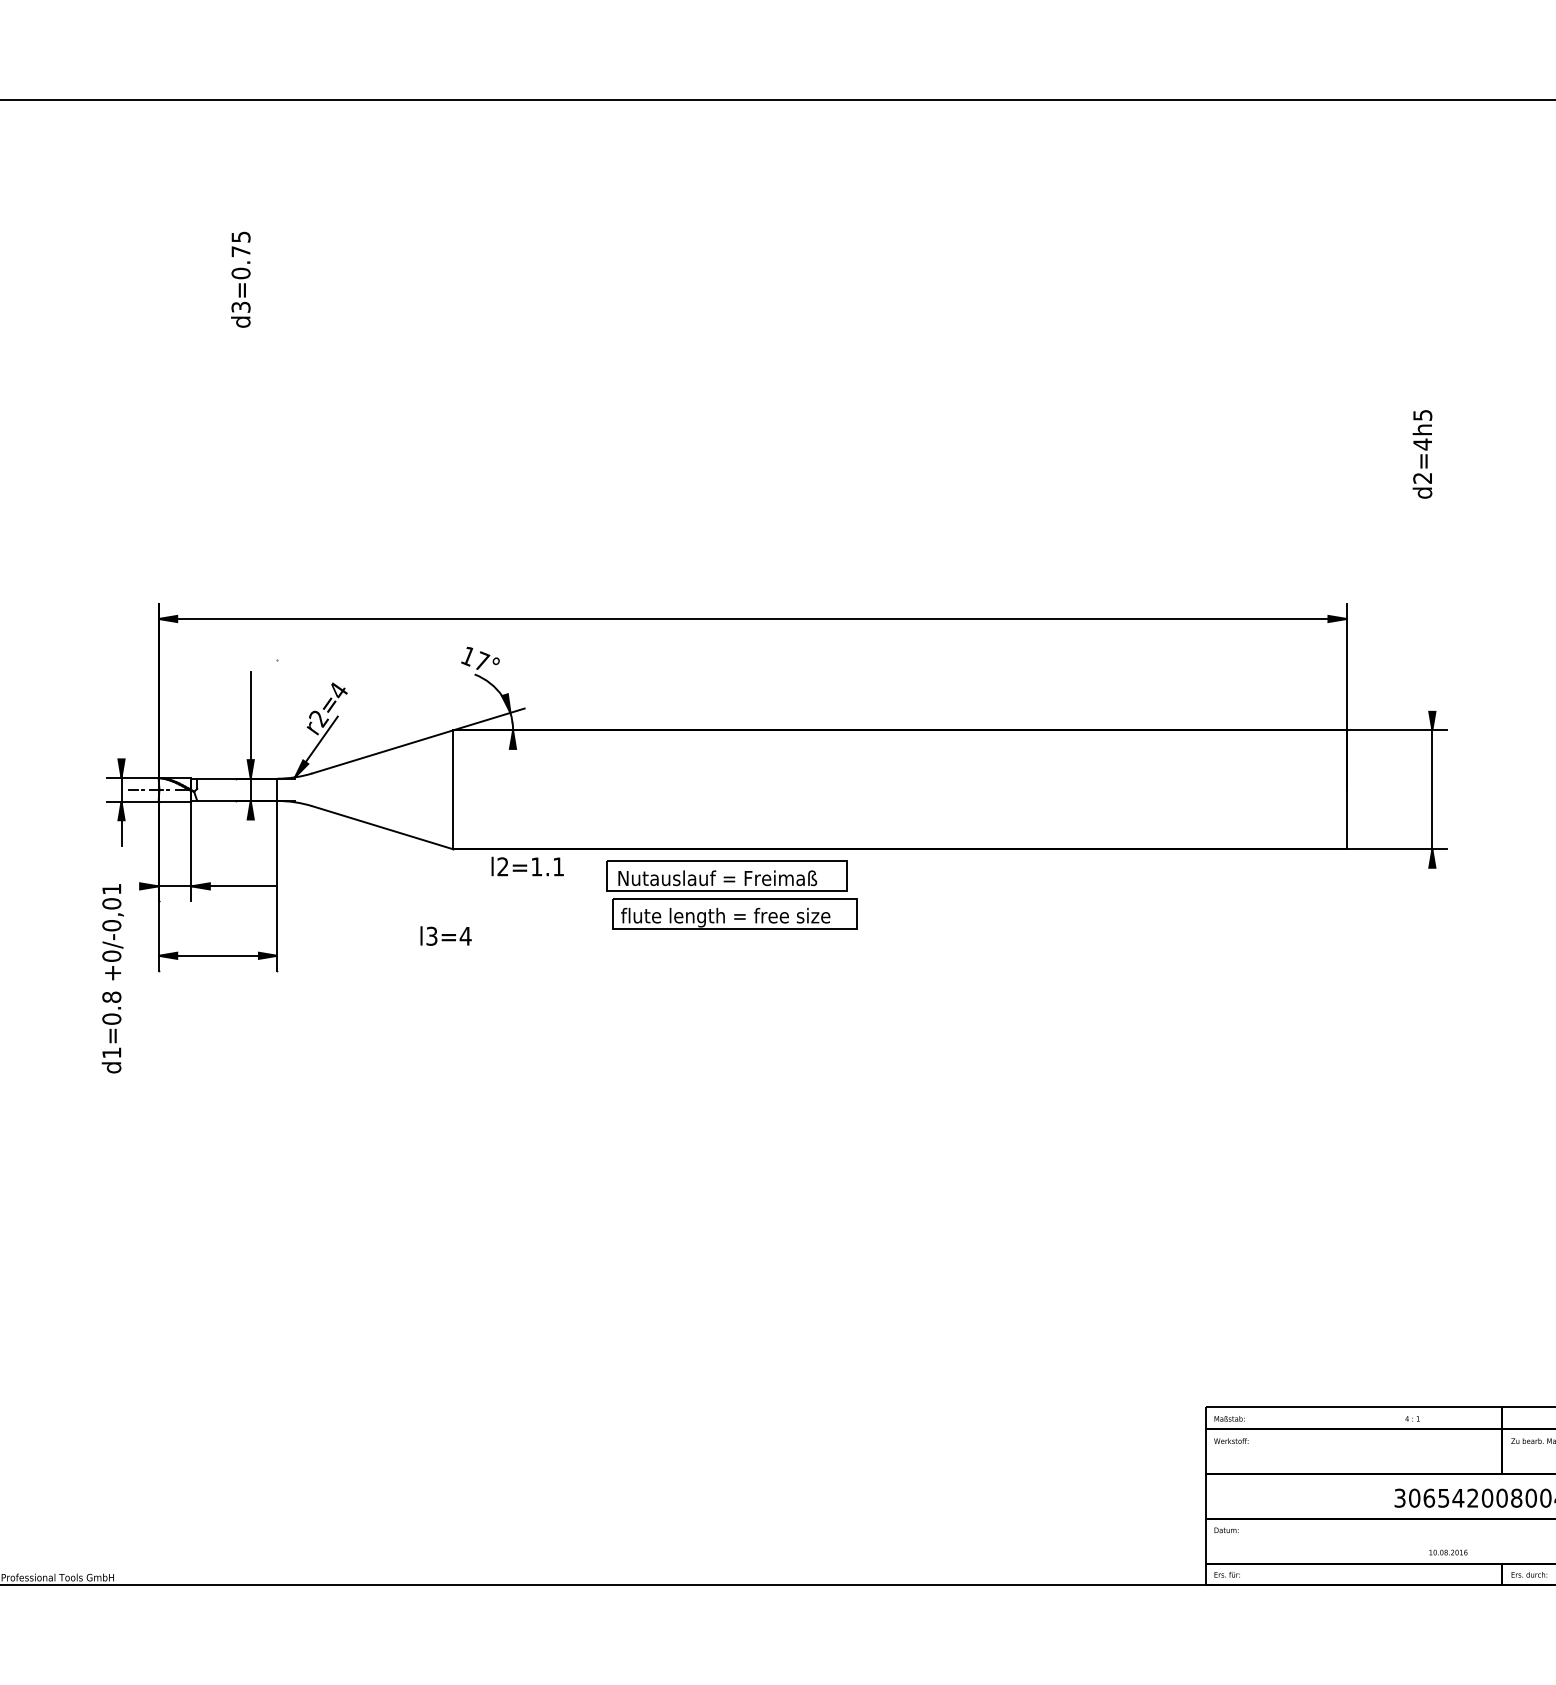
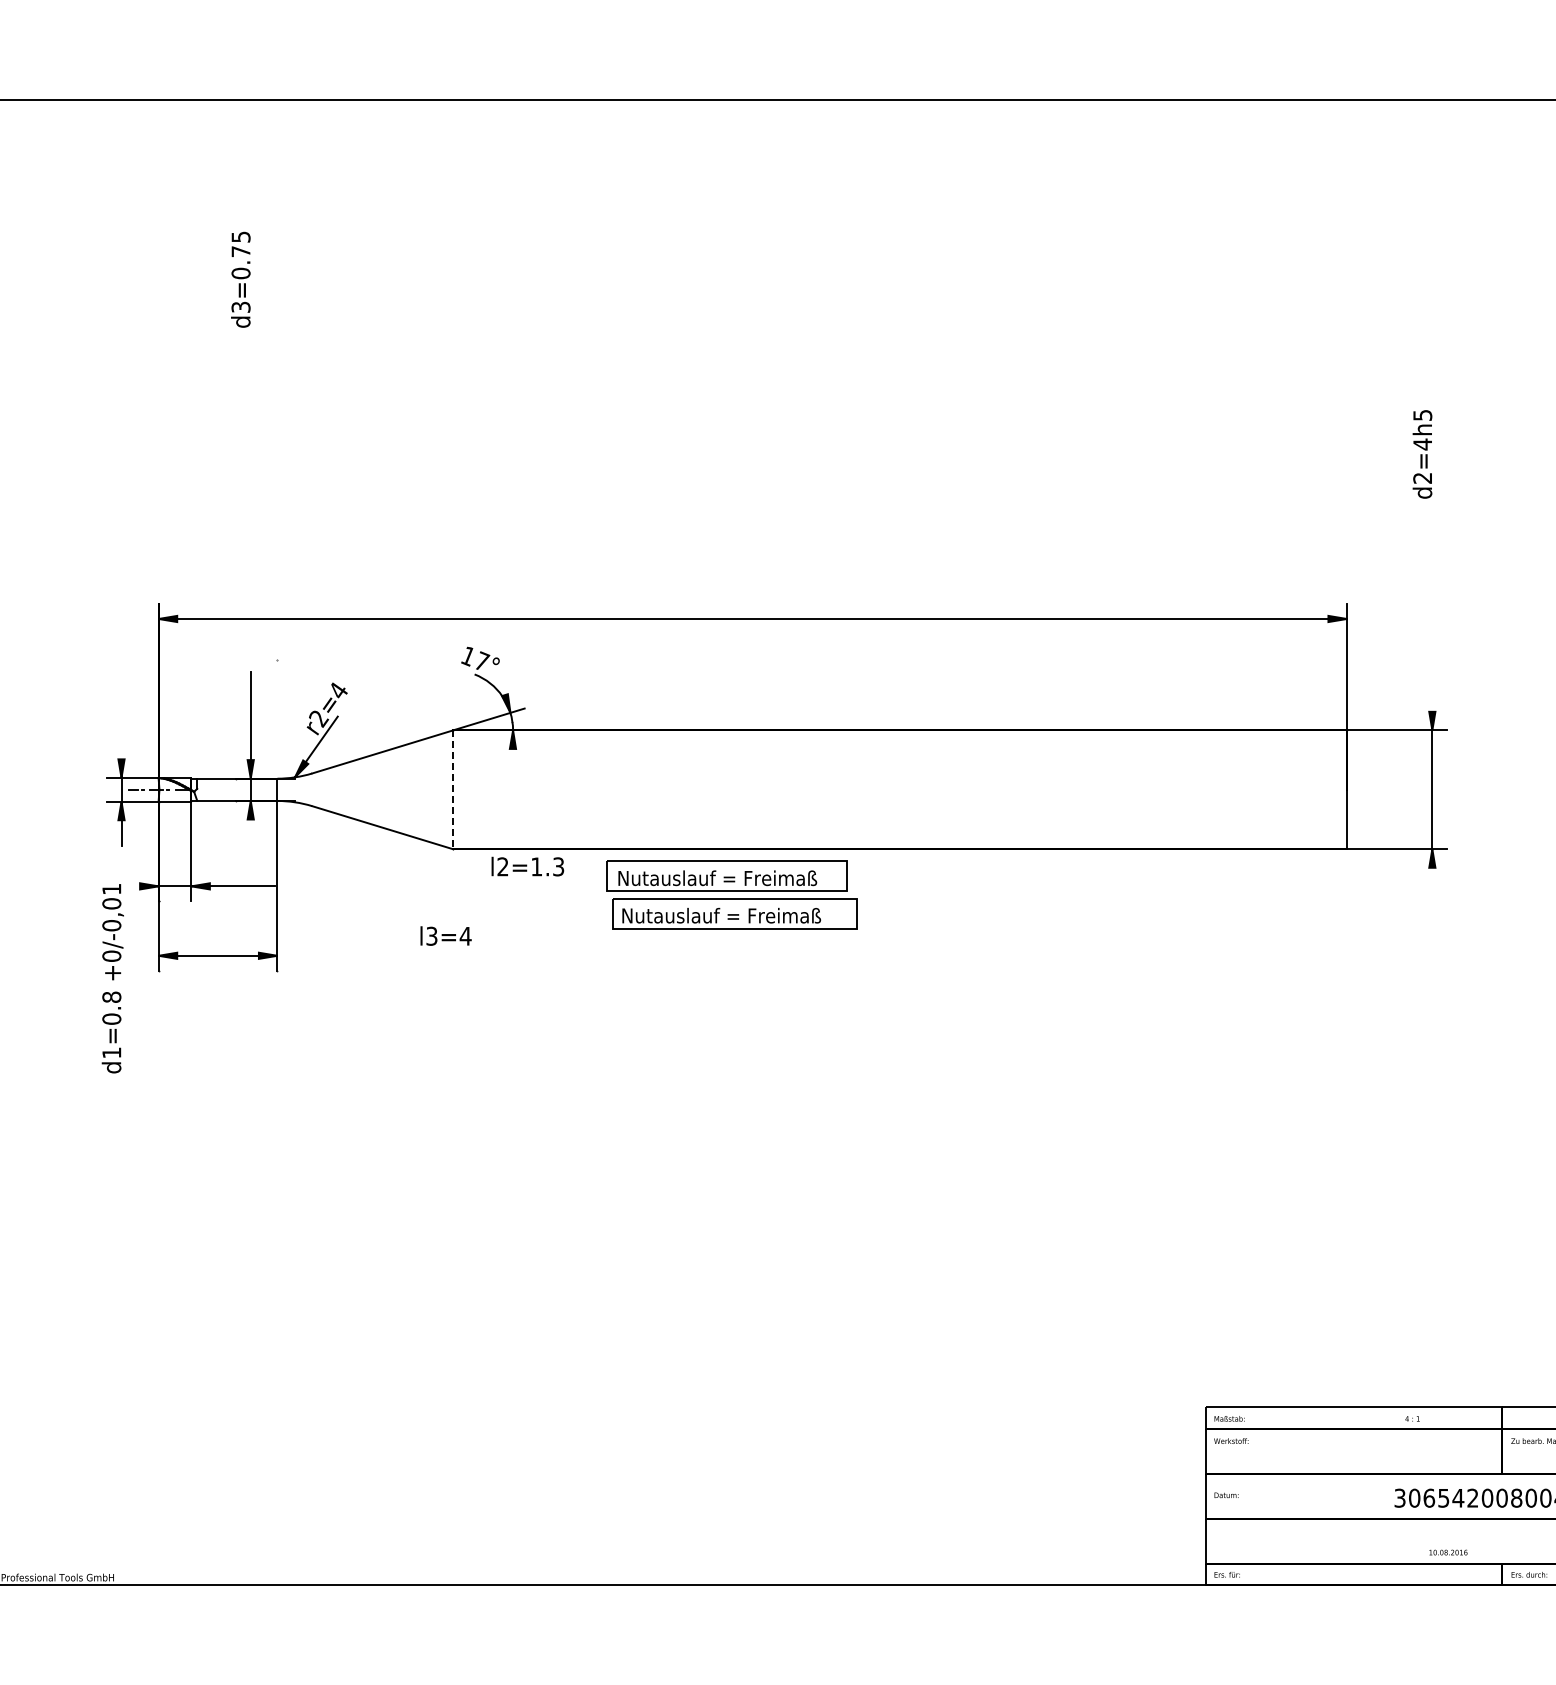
line: solid -> dashed (453, 790)
text: l2=1.1 -> l2=1.3 (558, 866)
text: flute length = free size -> Nutauslauf = Freimaß (725, 917)
text position: (1226, 1530) -> (1226, 1495) (1226, 1495)
